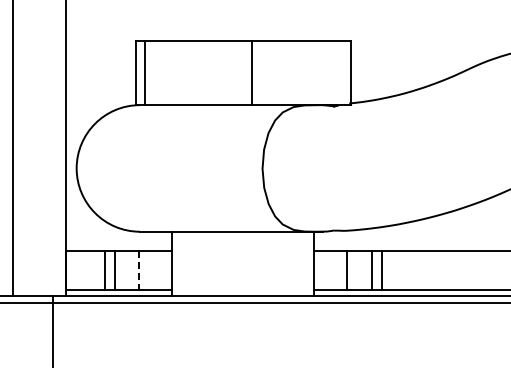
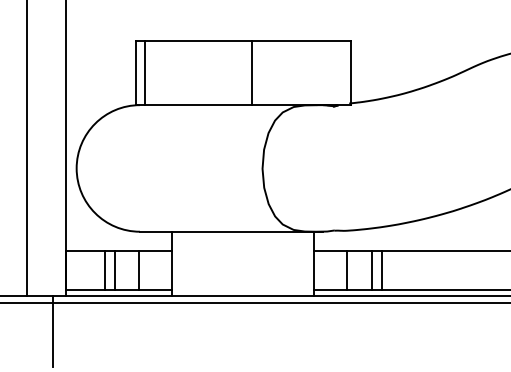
line position: (12, 149) -> (26, 149) (26, 149)
line: dashed -> solid (139, 270)
